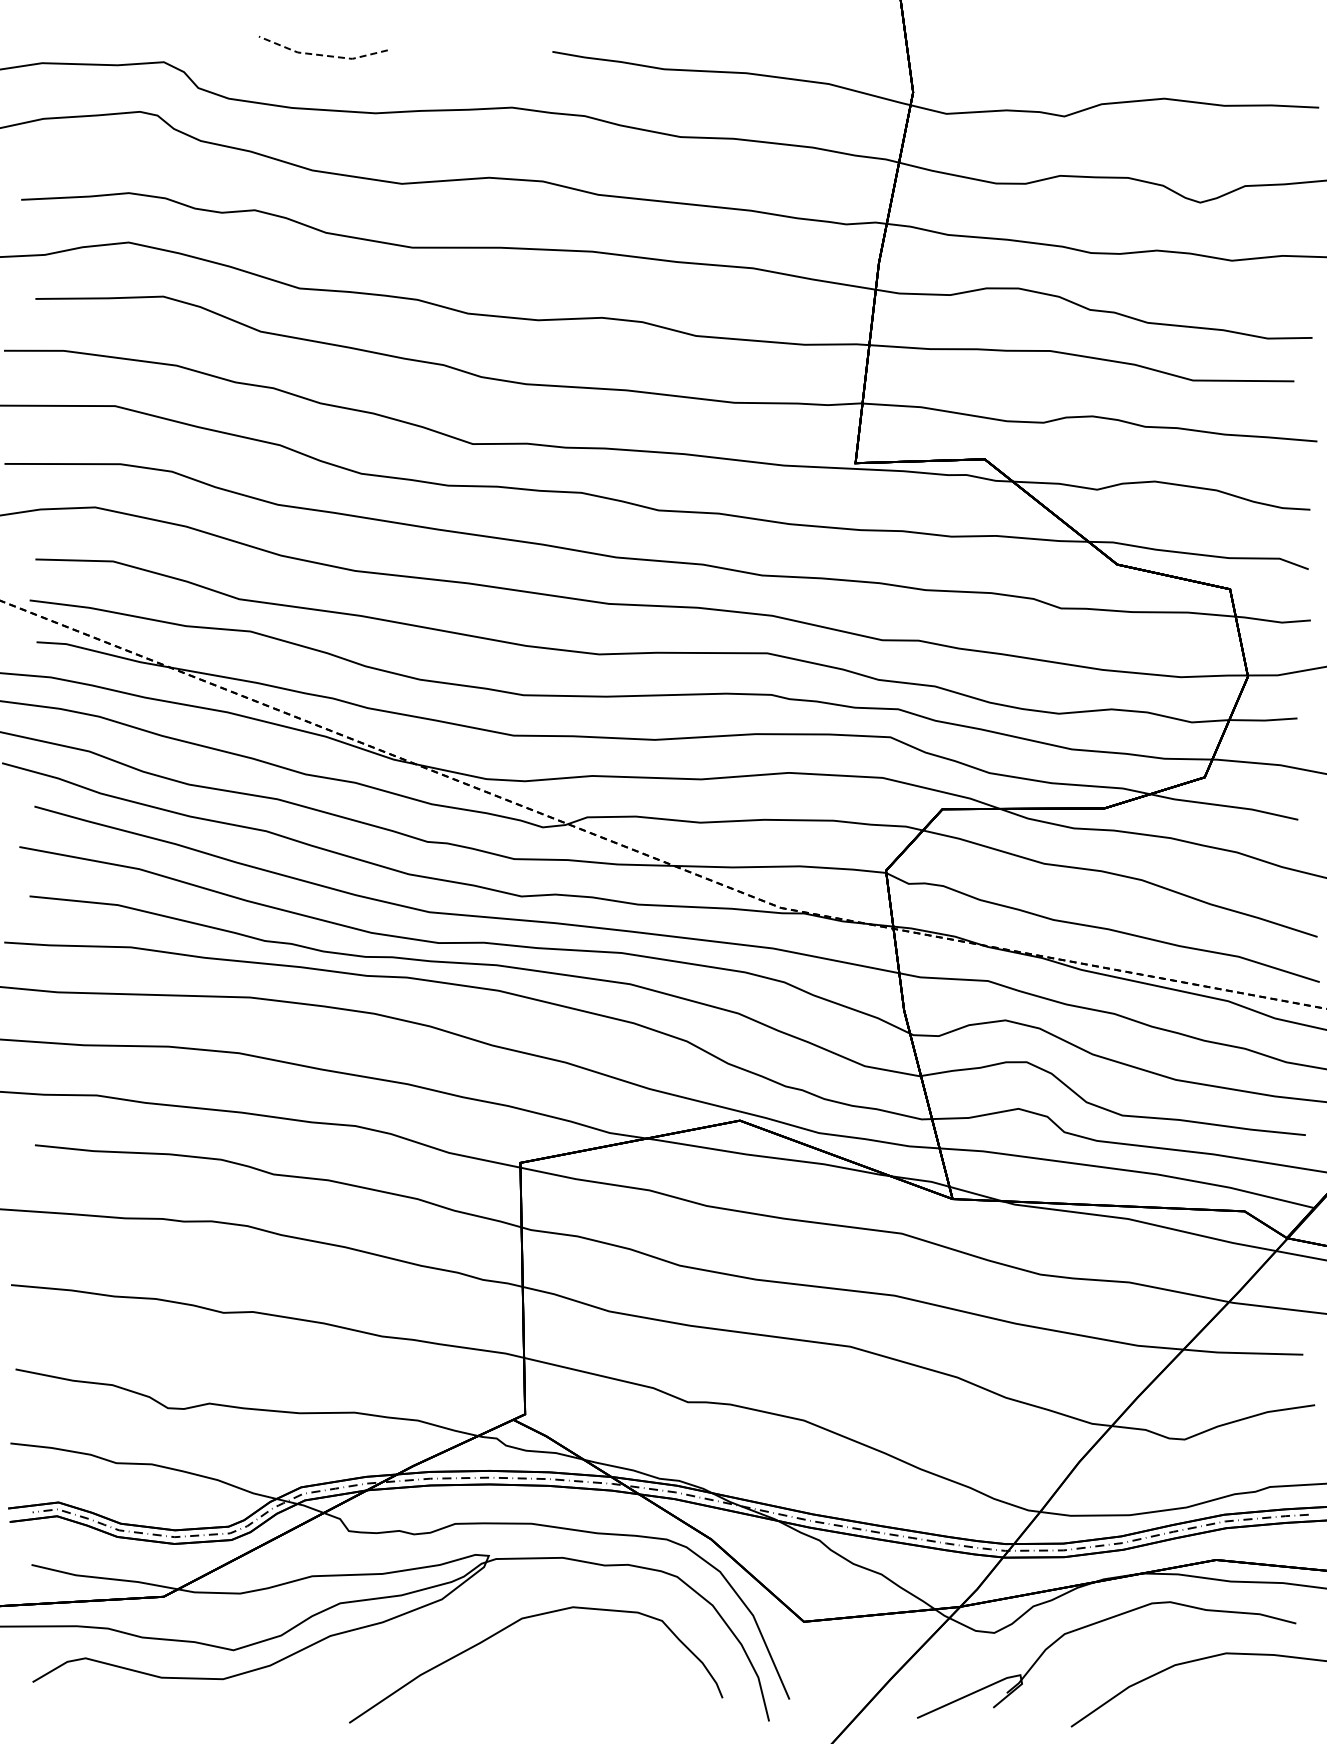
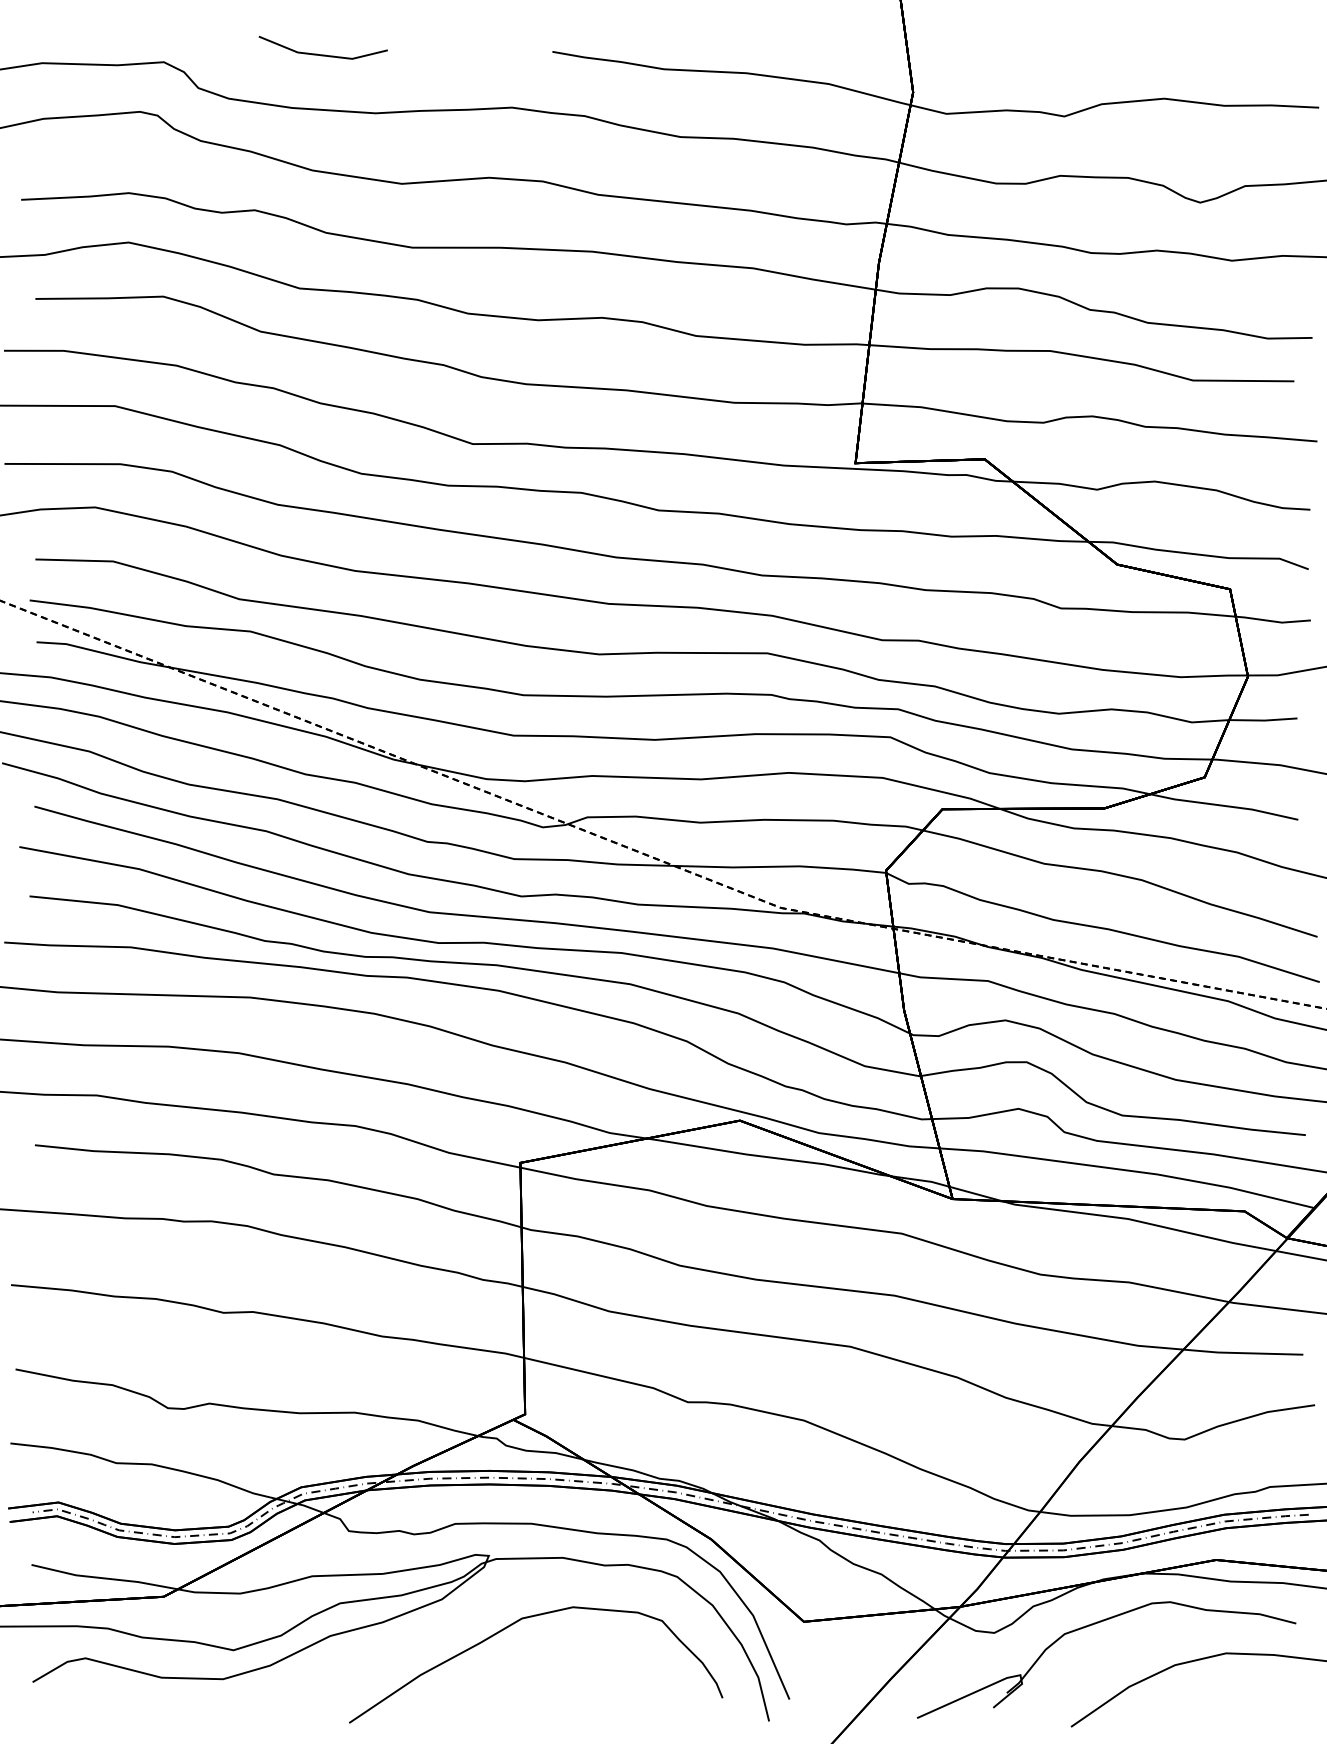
line: dashed -> solid (321, 55)
